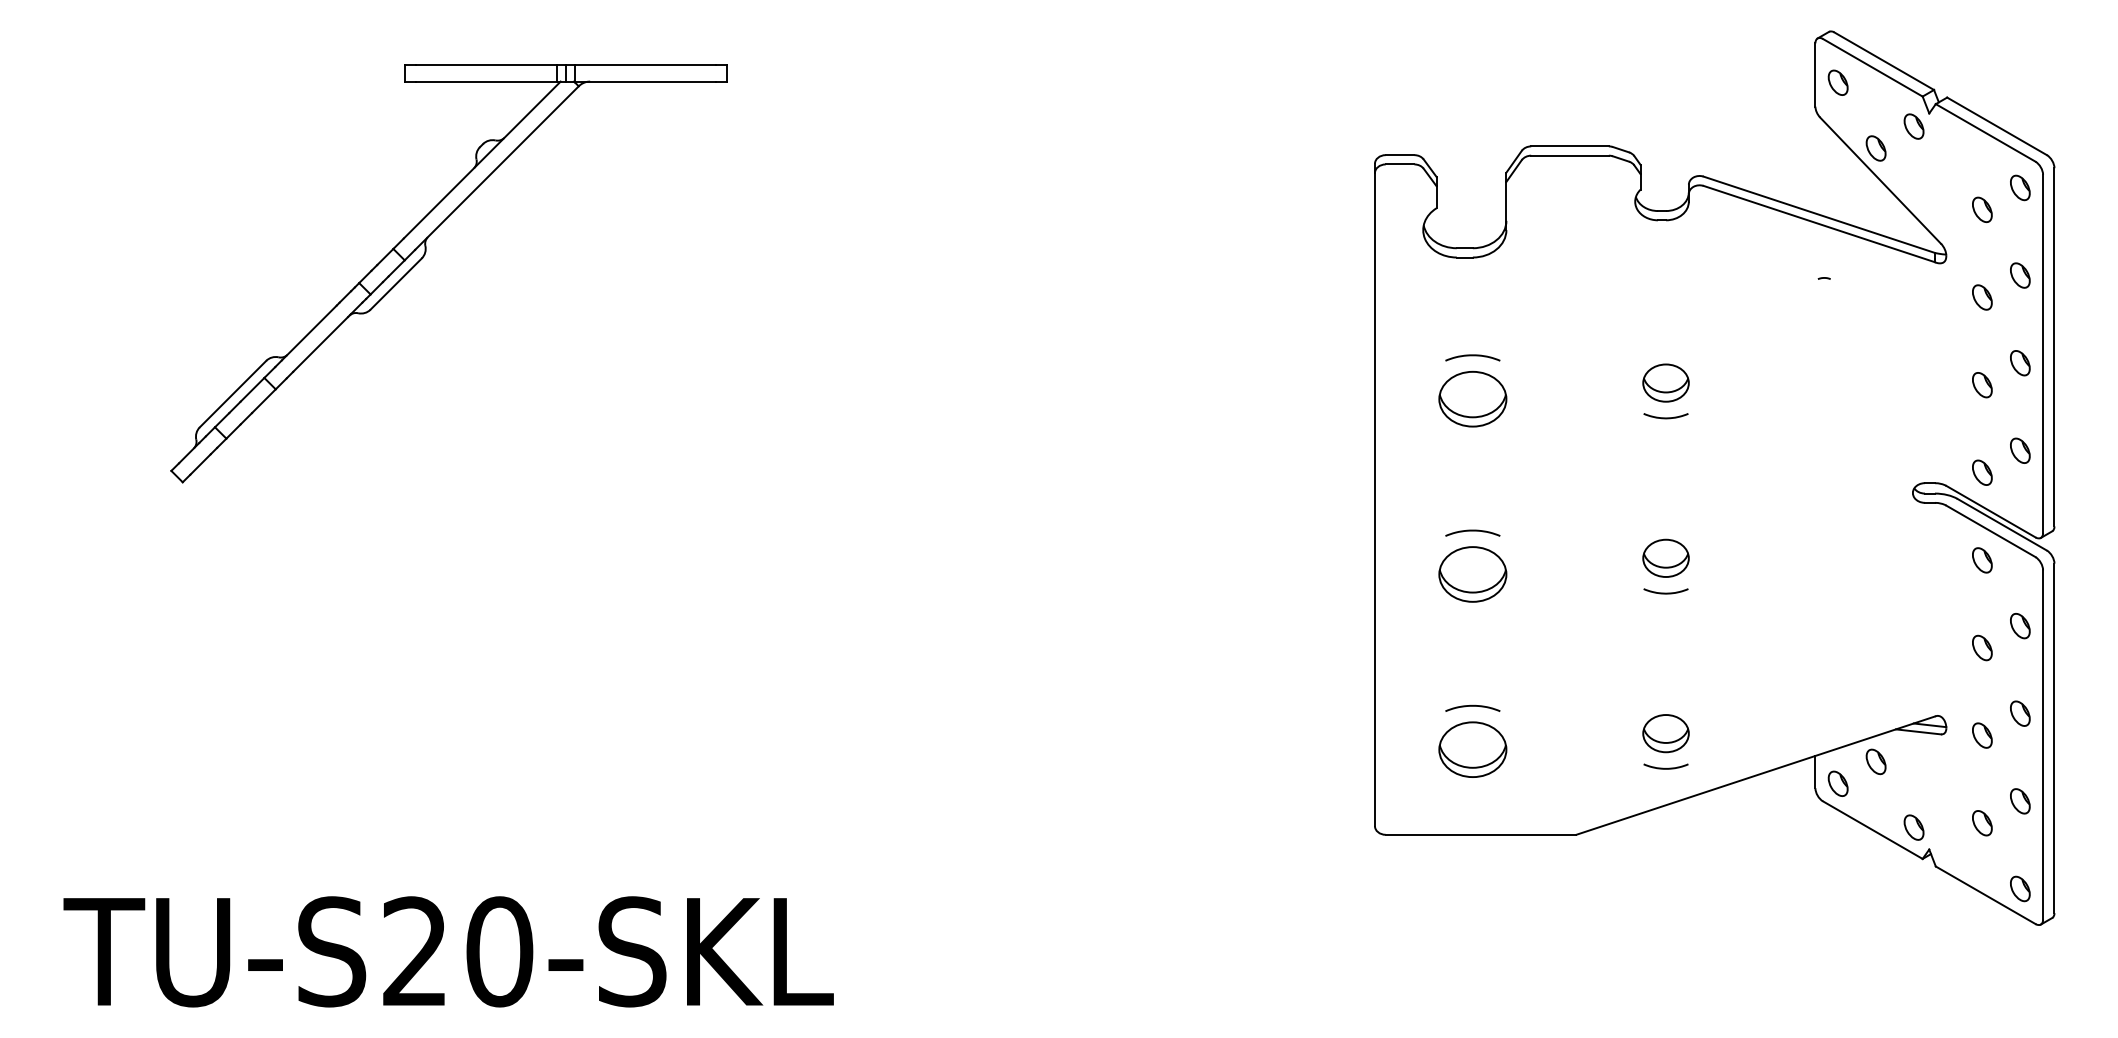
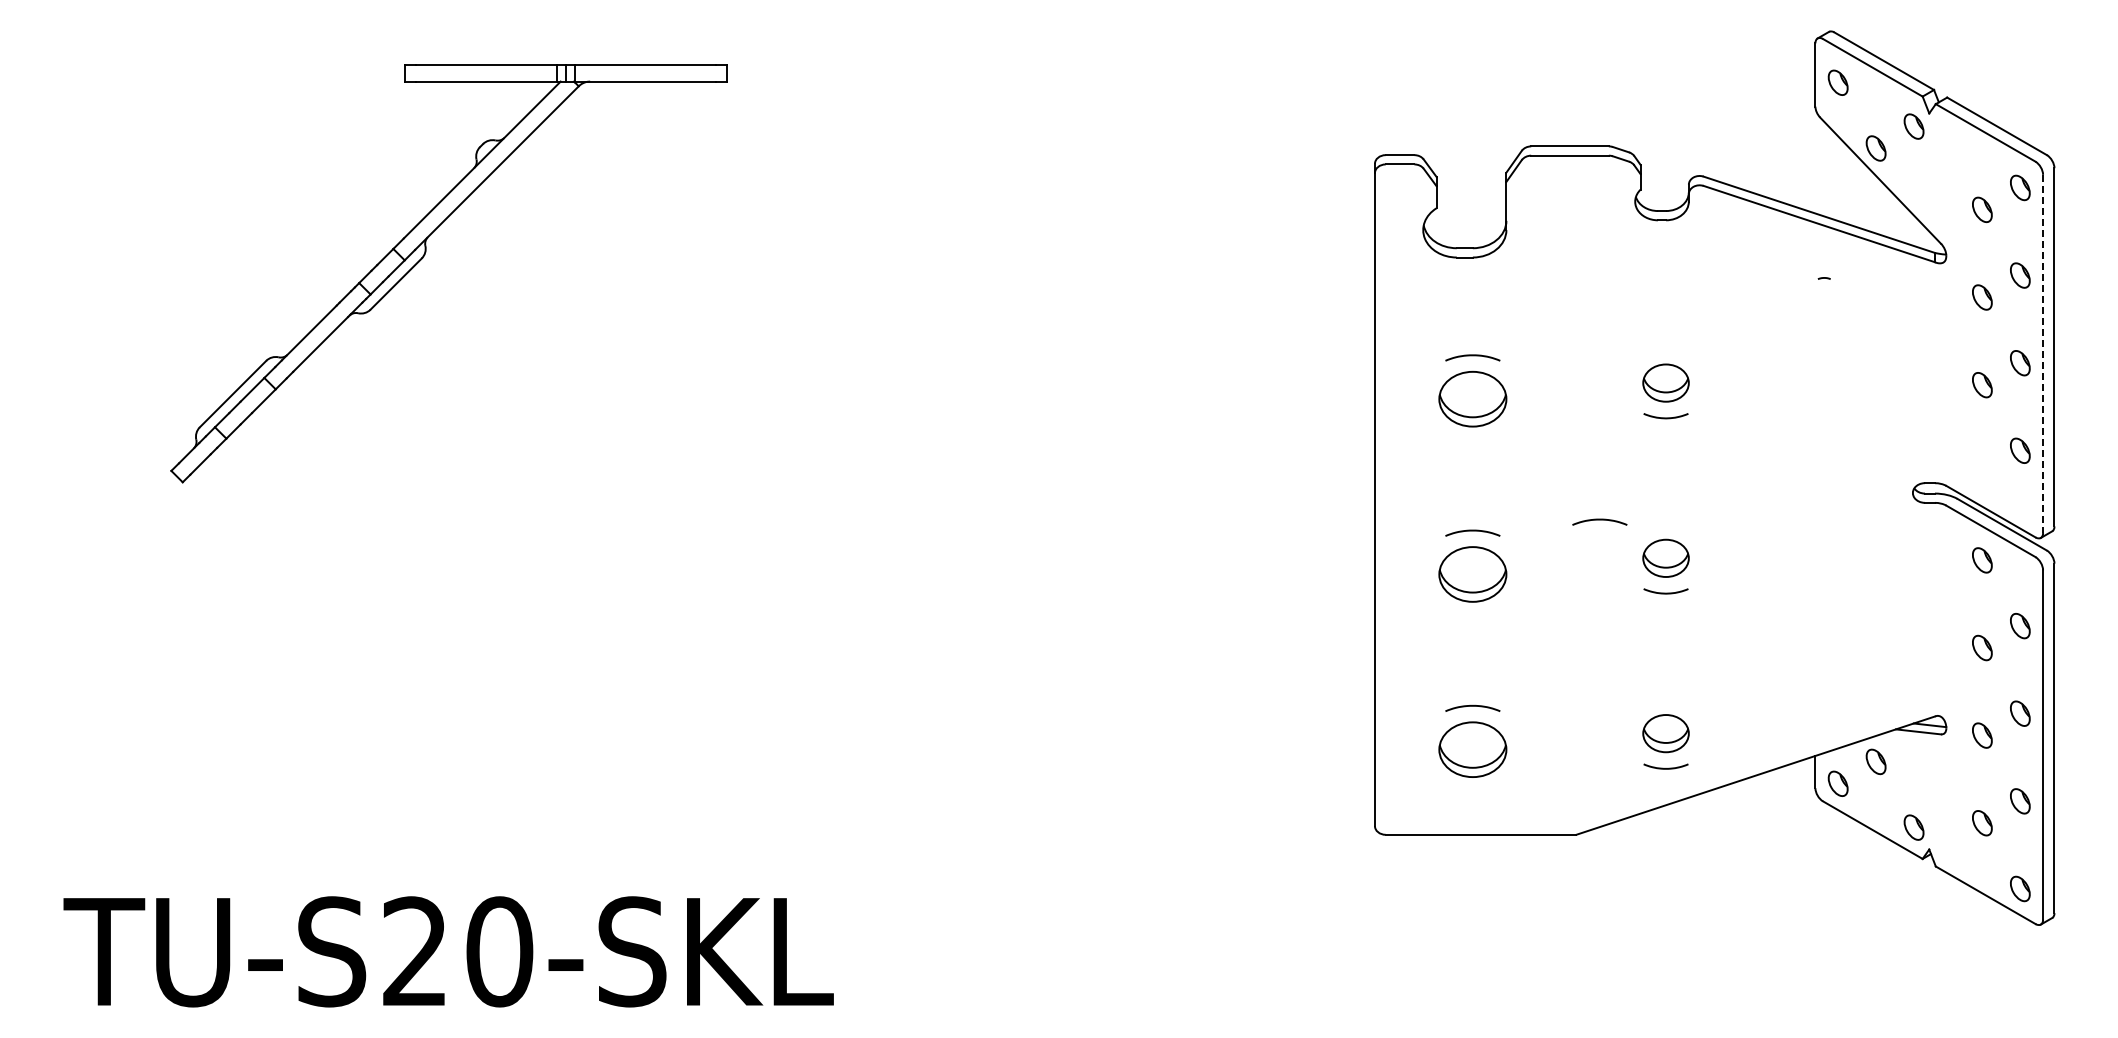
line: solid -> dashed (2043, 354)
part: present -> none (1982, 472)
curve: none -> present (1599, 520)
